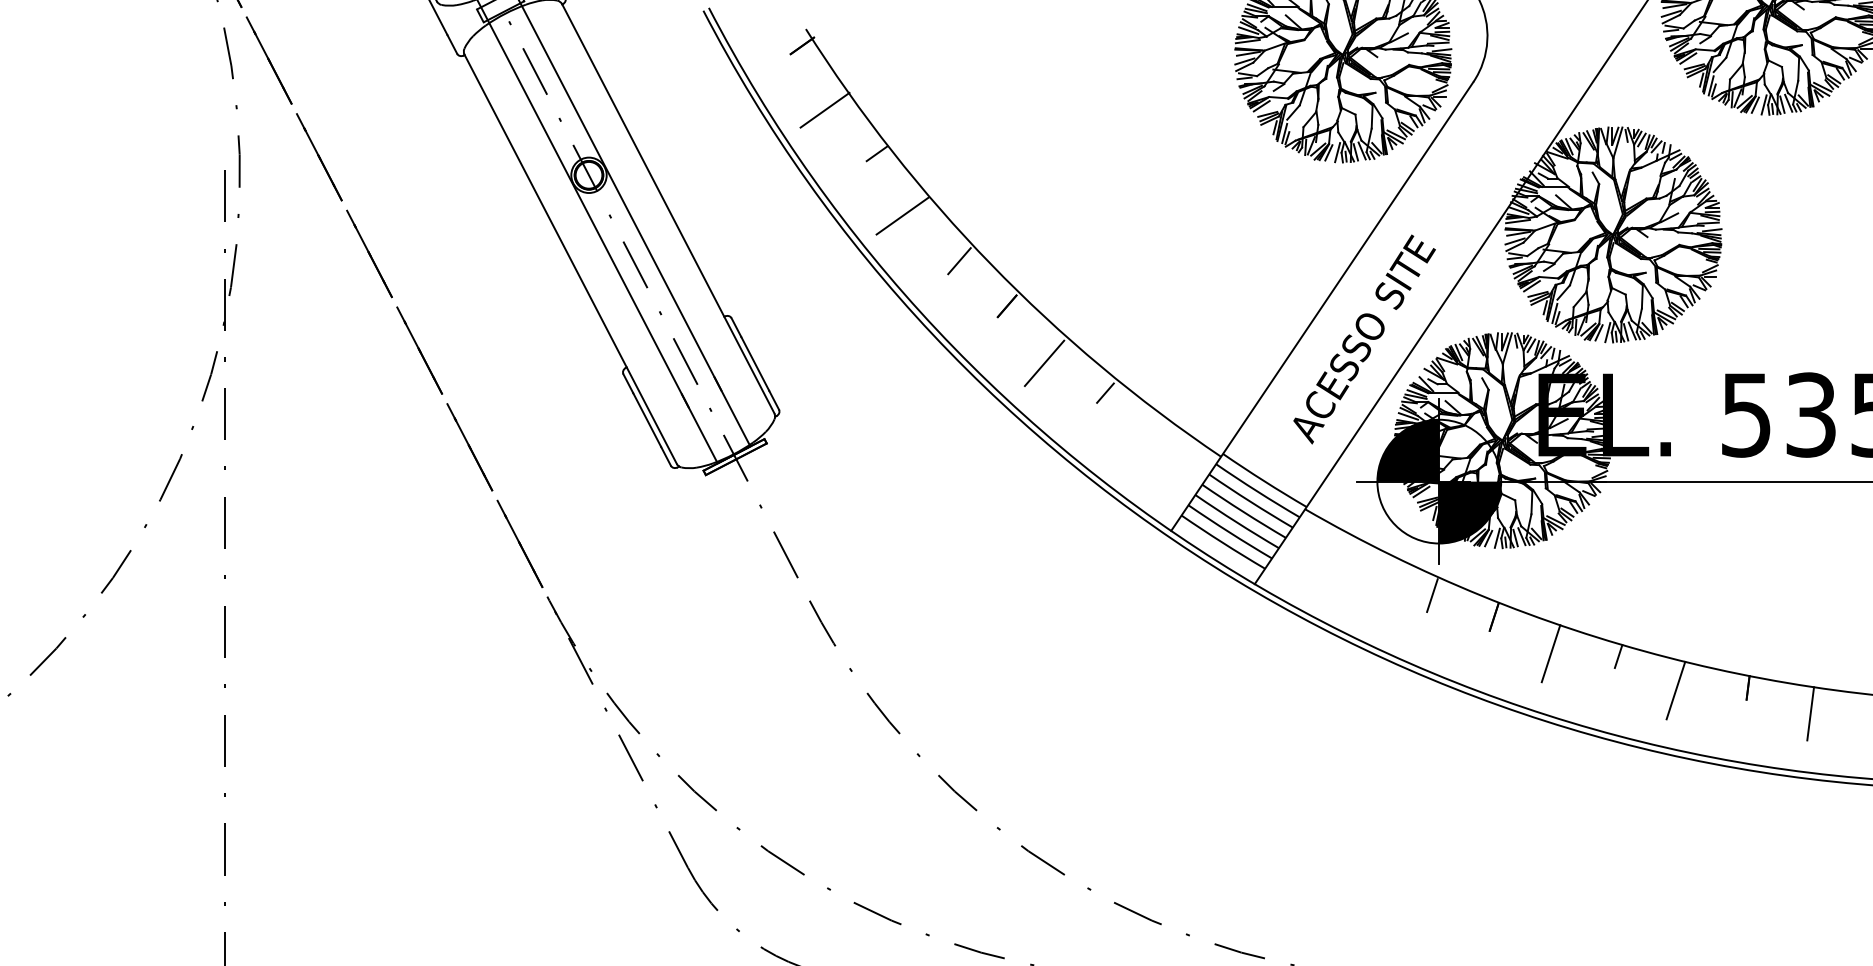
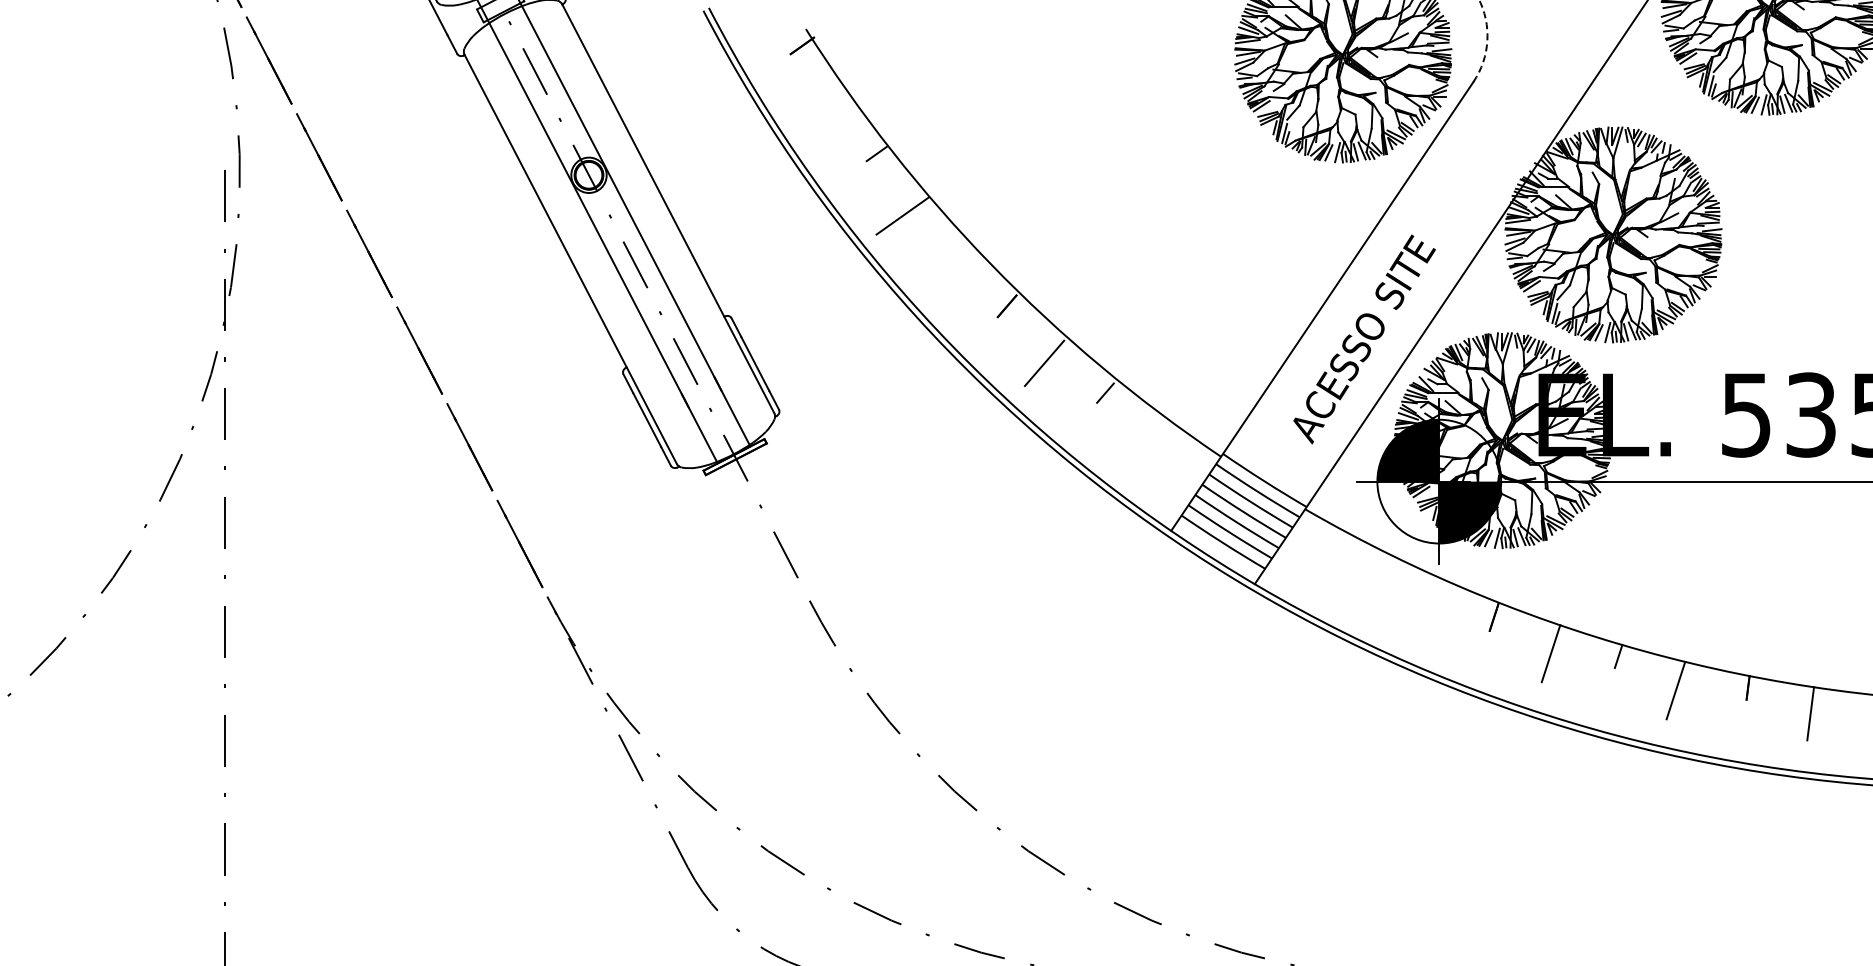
arc: solid -> dashed (1487, 41)
line: present -> none (824, 109)
line: present -> none (959, 261)
line: present -> none (1432, 595)
